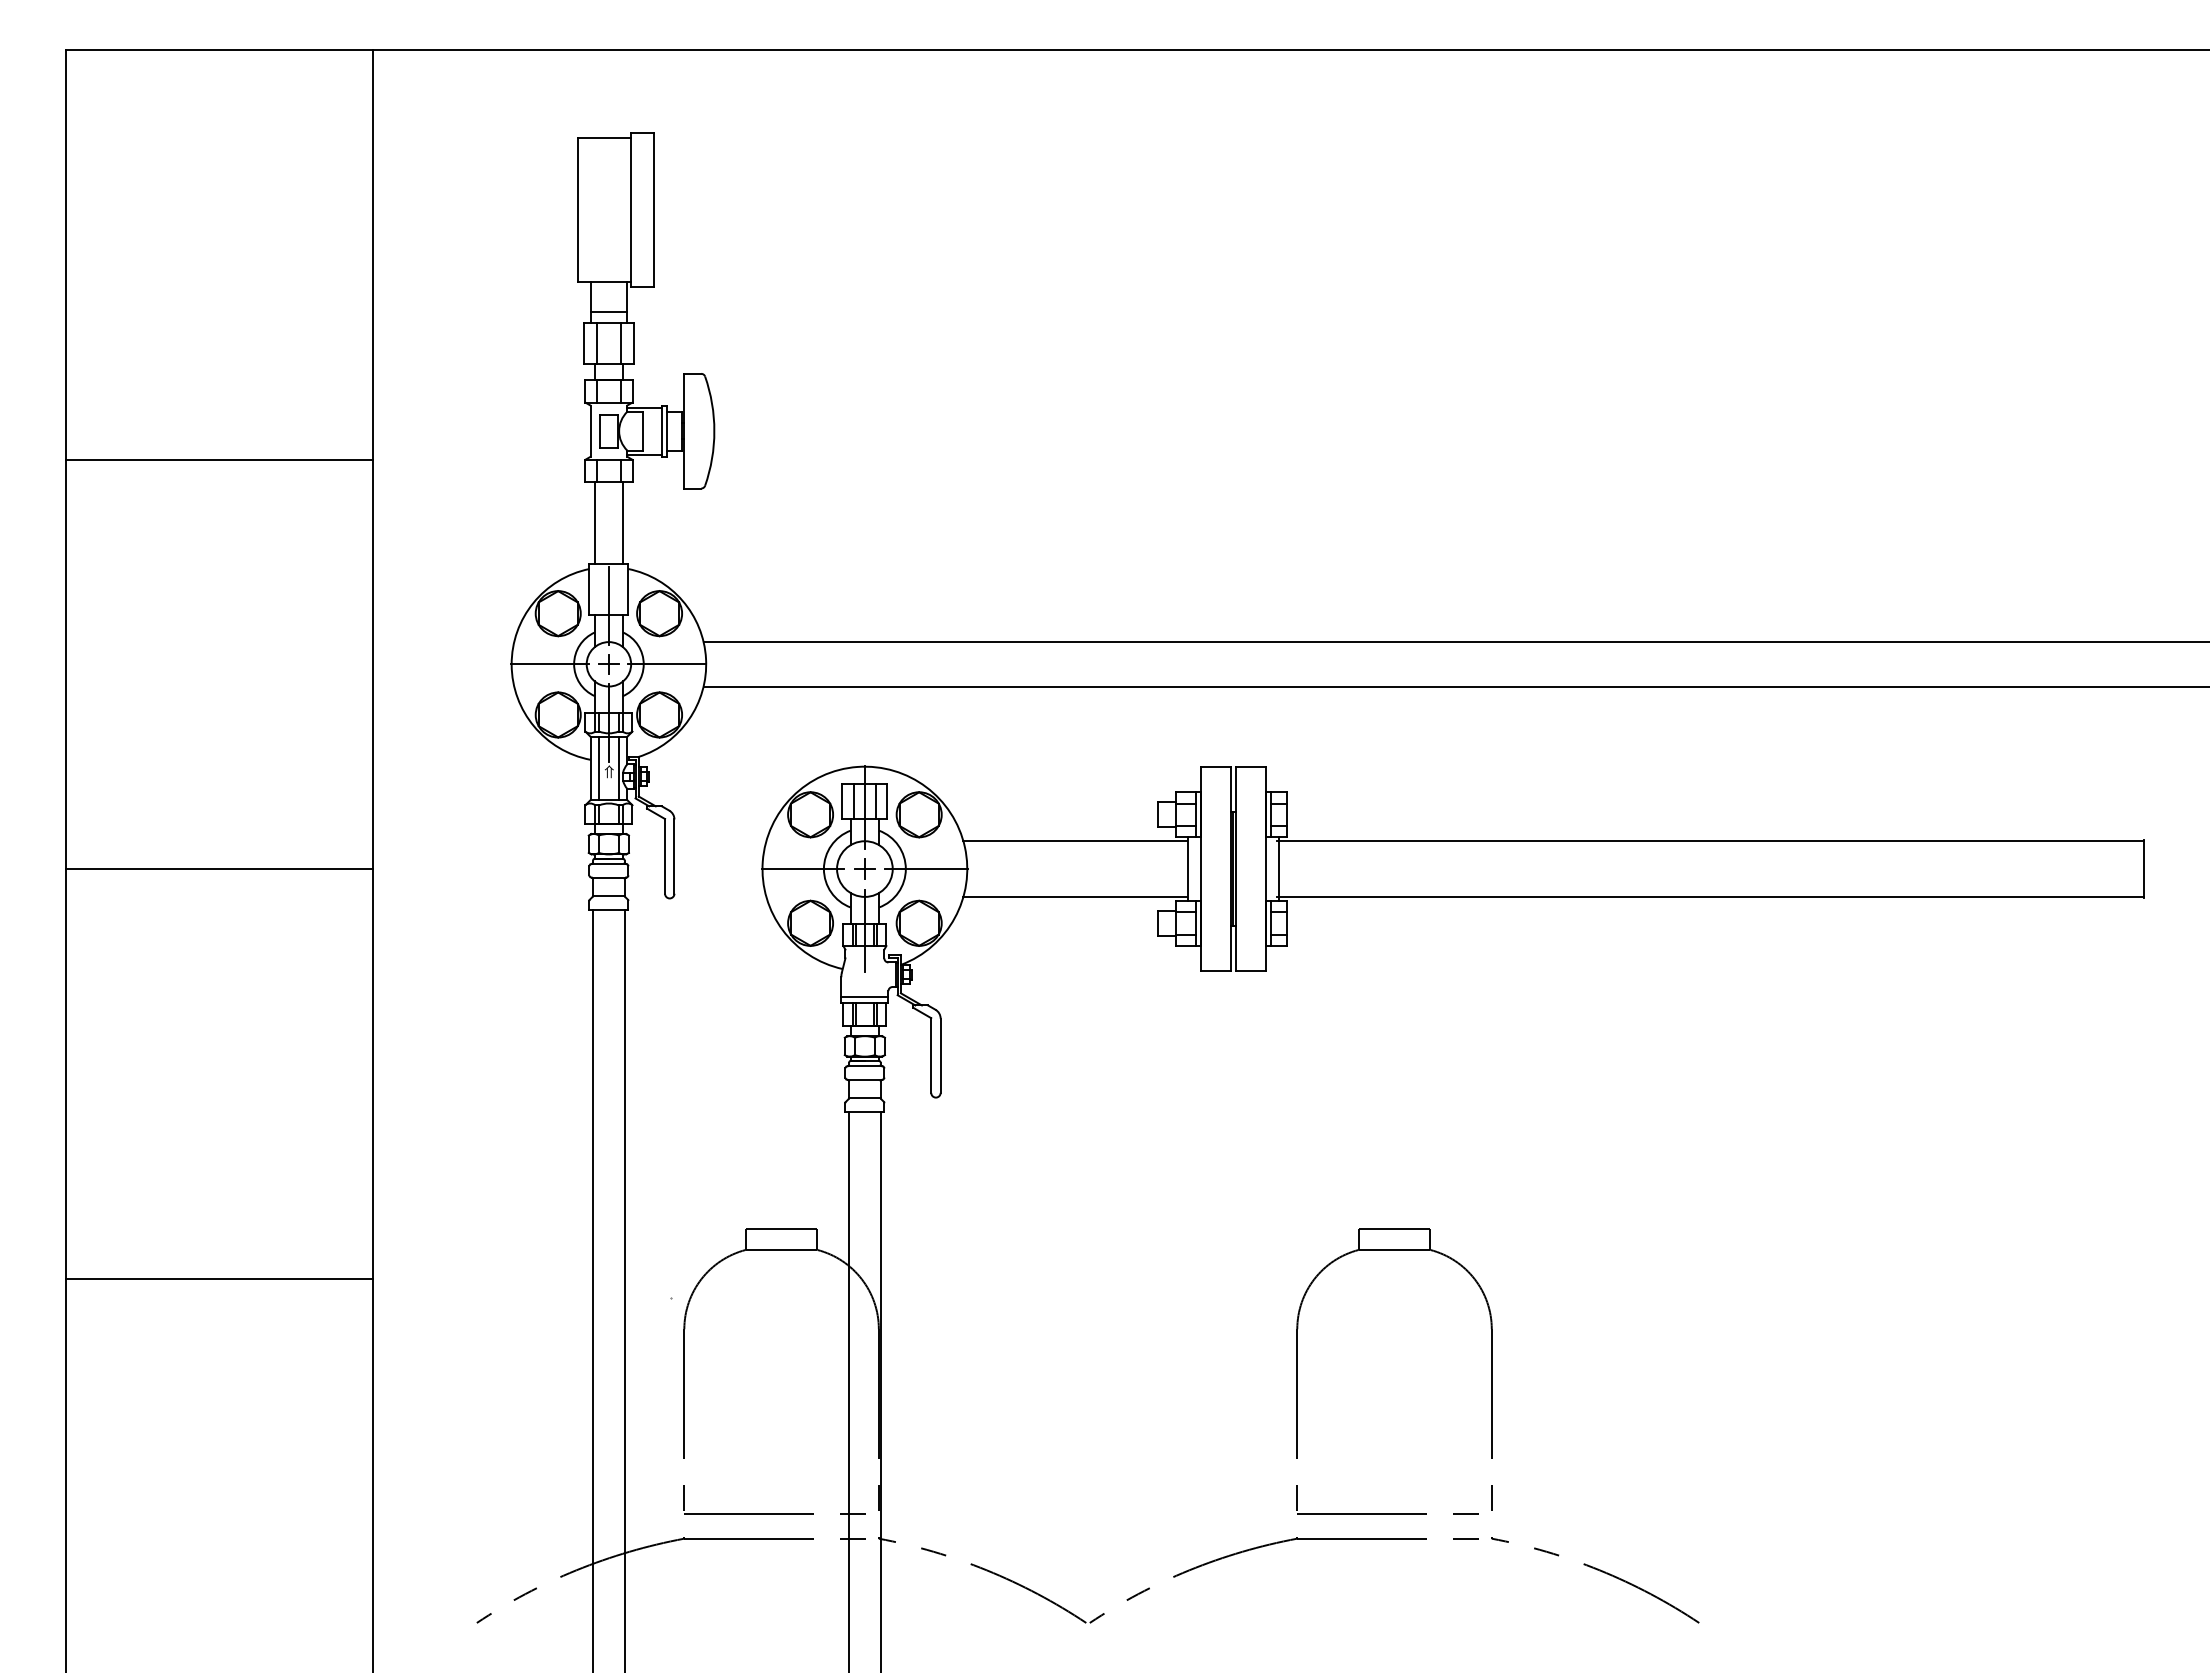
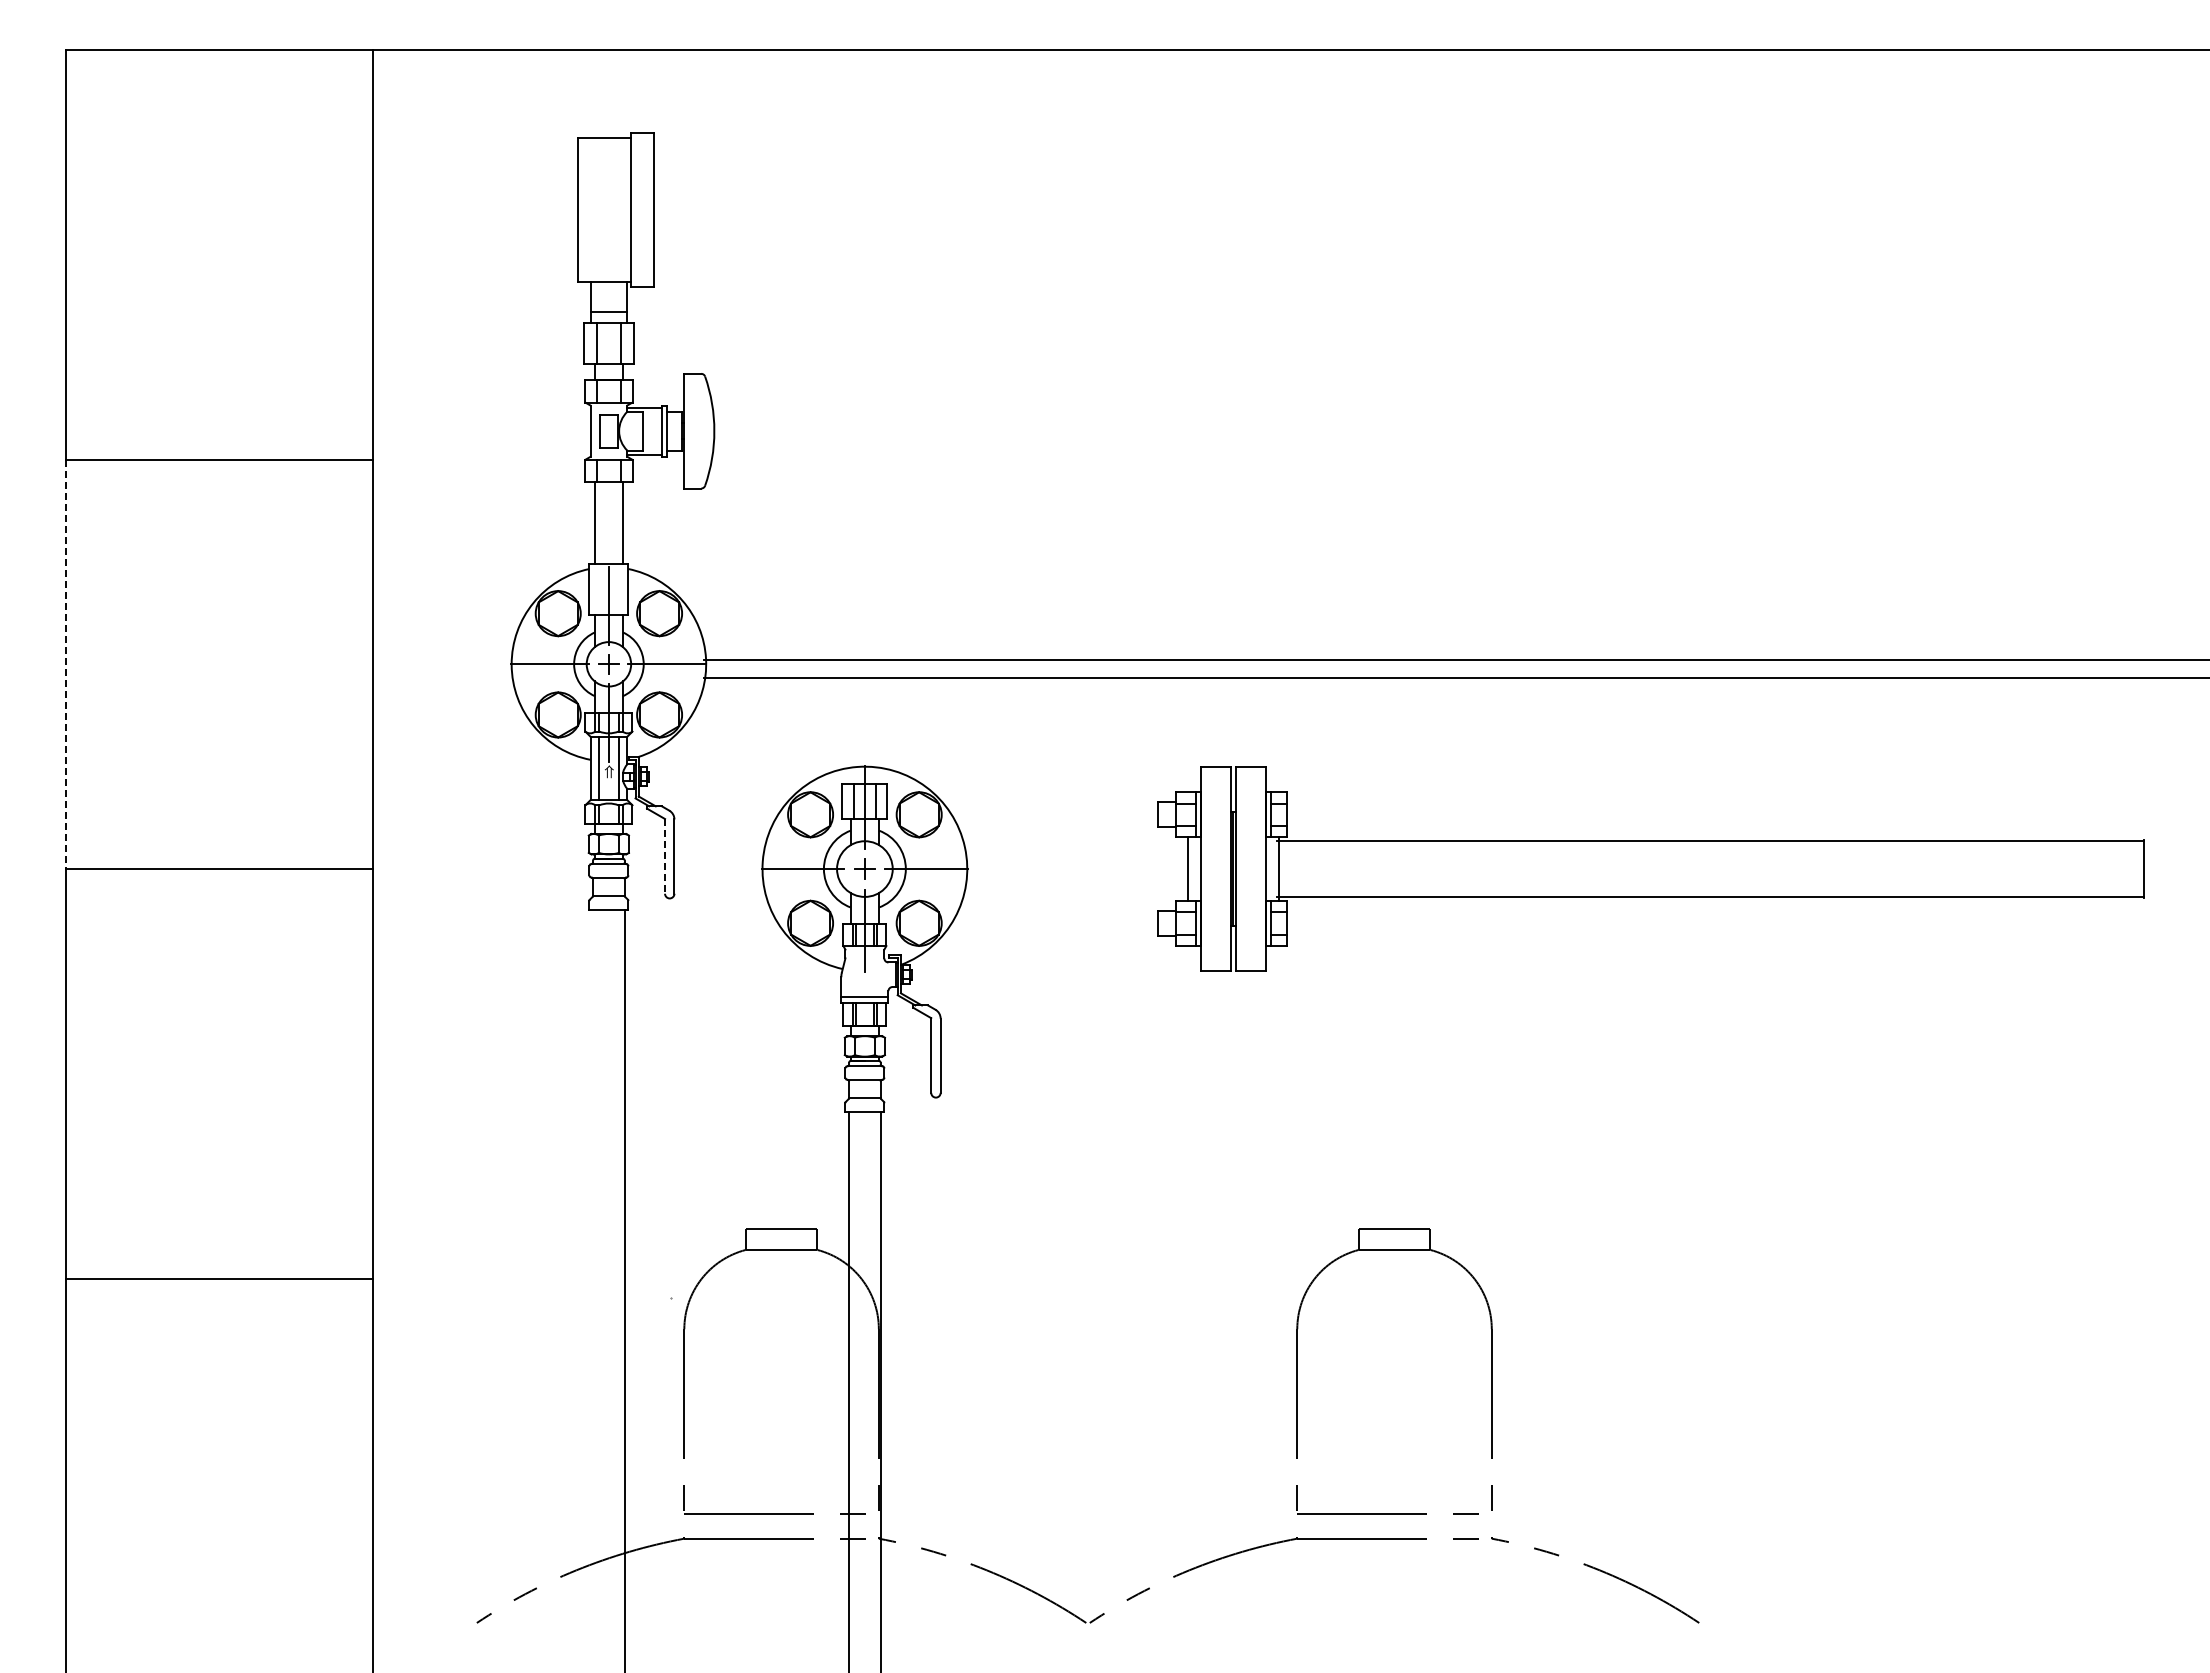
line position: (1454, 642) -> (1454, 678) (1454, 678)
line: solid -> dashed (66, 664)
line position: (1454, 686) -> (1454, 659) (1454, 659)
line: present -> none (1075, 841)
line: solid -> dashed (665, 856)
line: present -> none (1075, 896)
line: present -> none (593, 1289)
